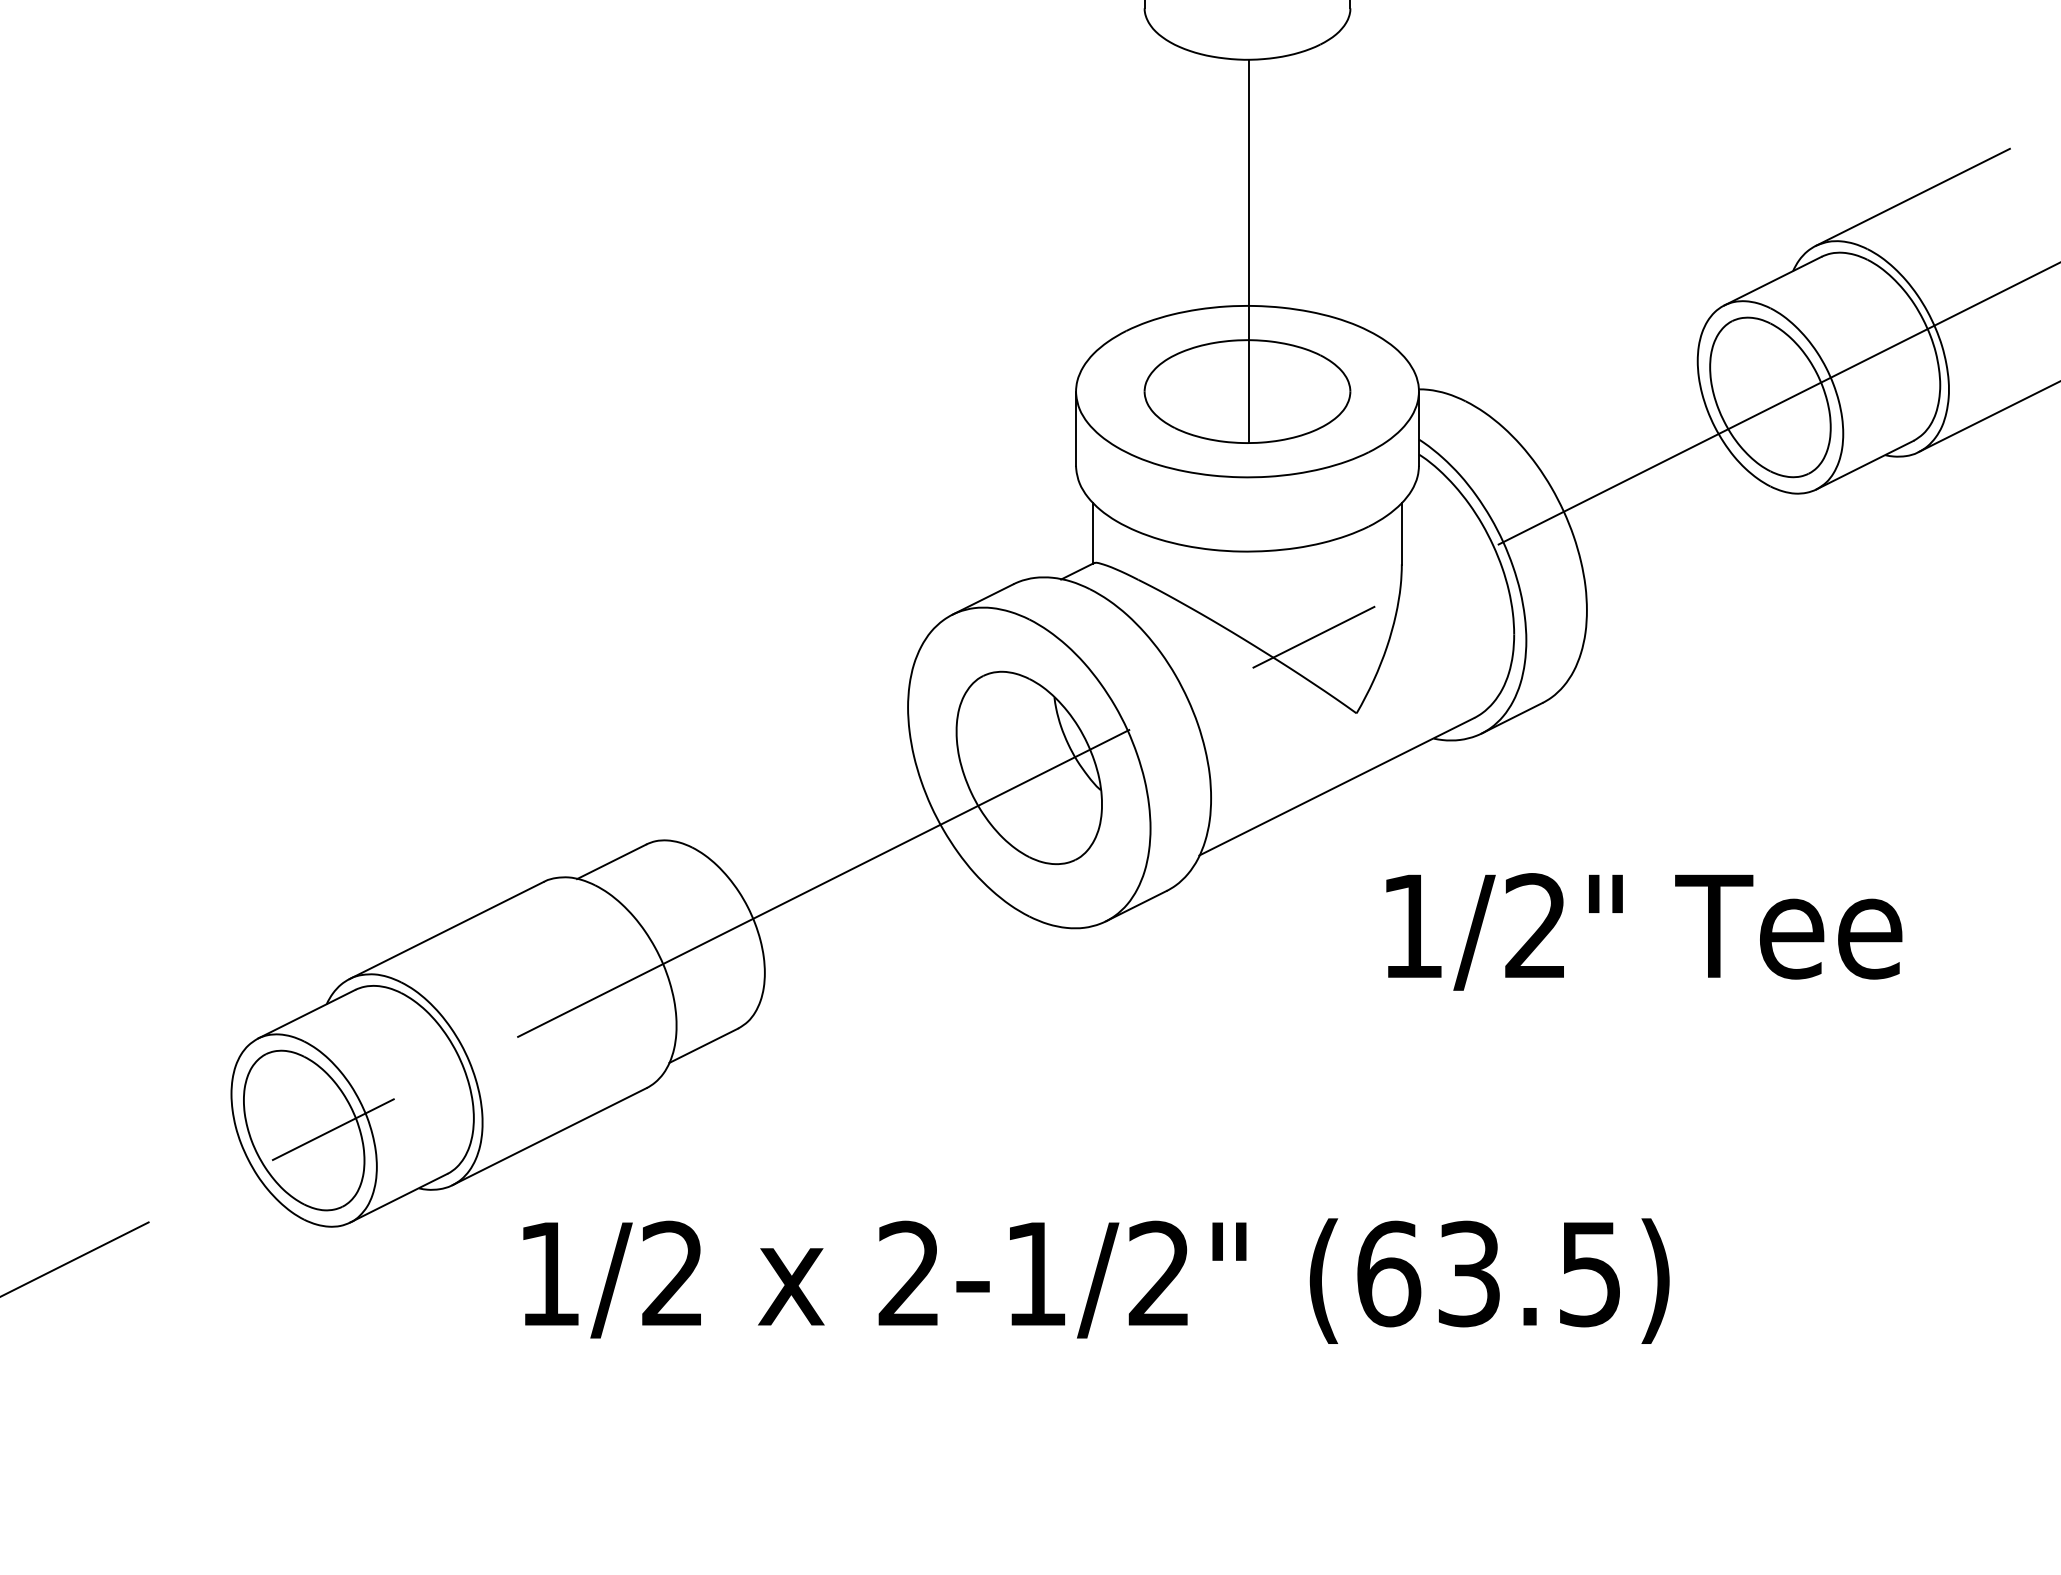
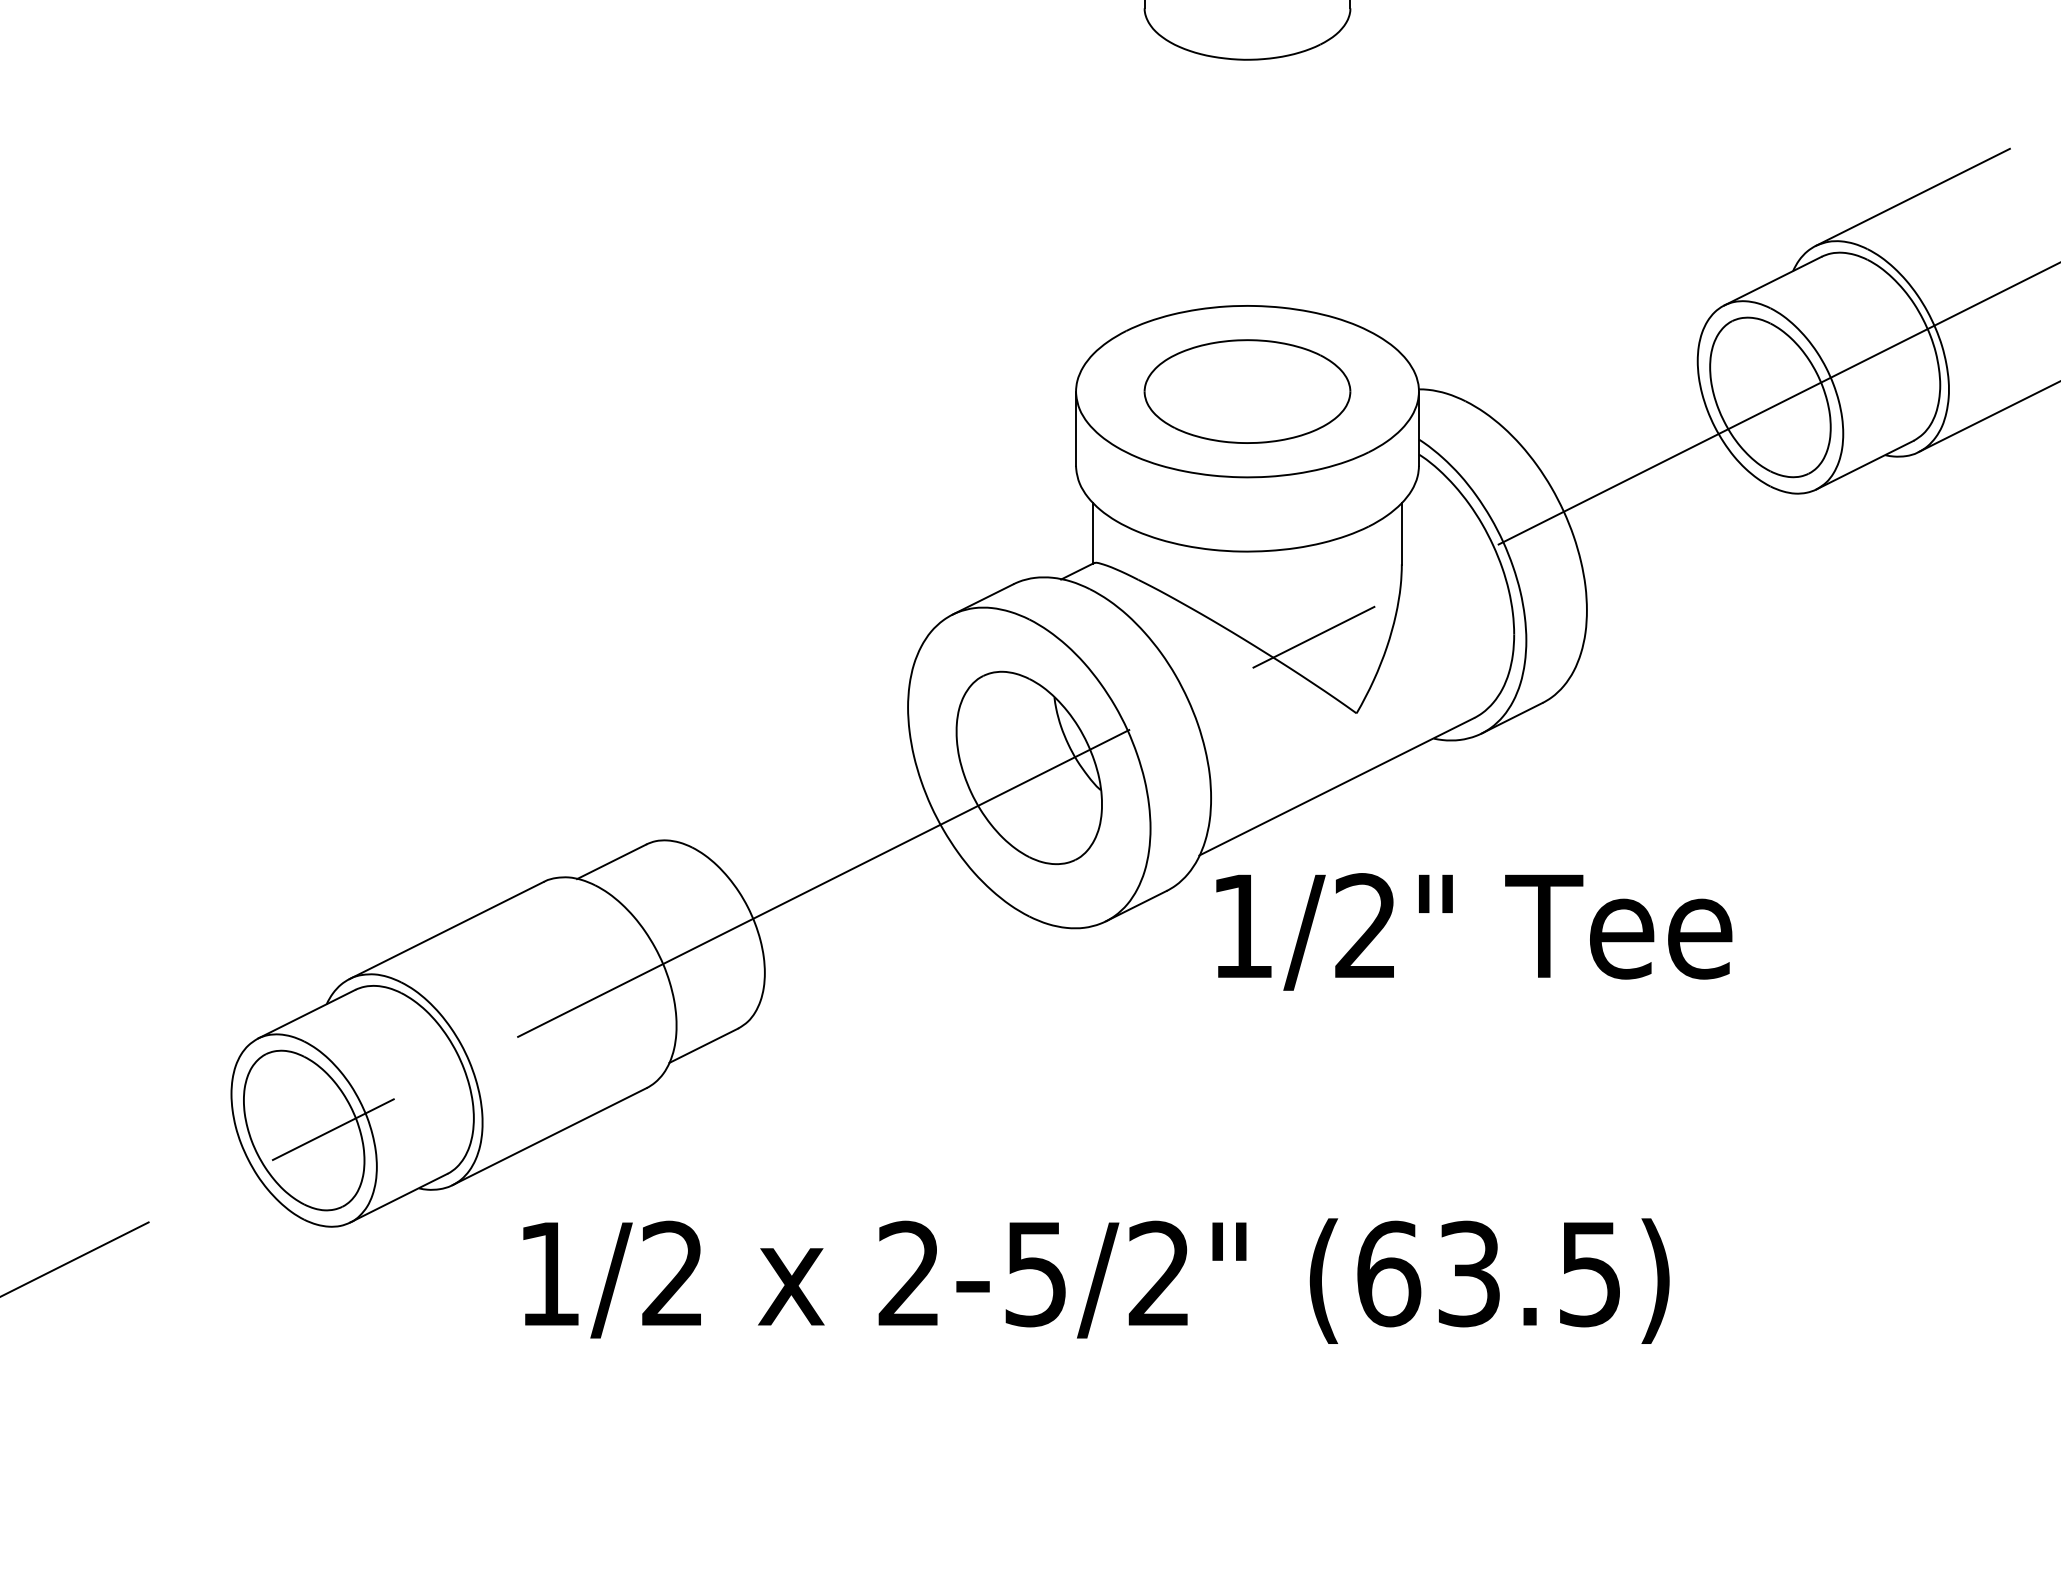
line: present -> none (1248, 251)
text position: (1644, 931) -> (1474, 931) (1474, 931)
text: 2-1/2" -> 2-5/2" (1035, 1274)
